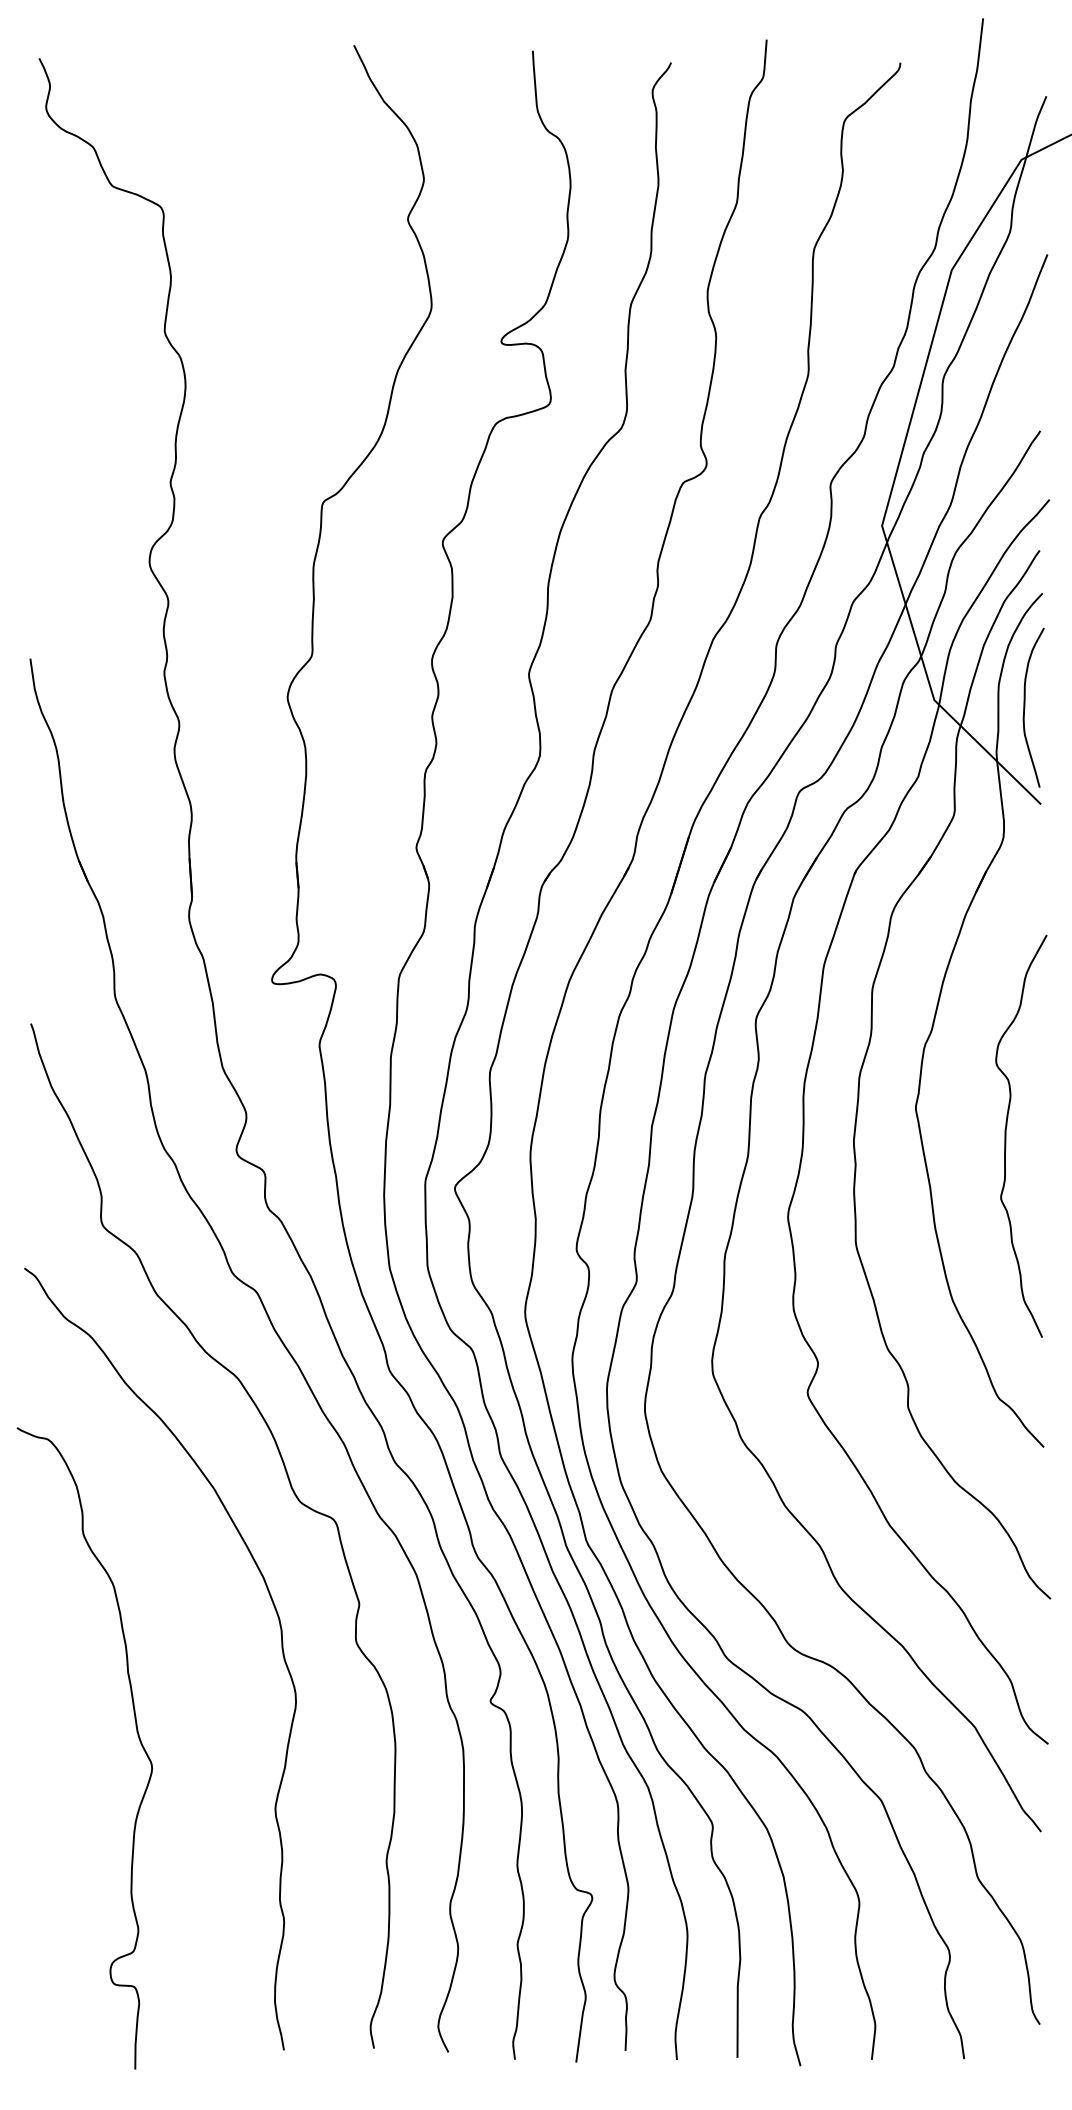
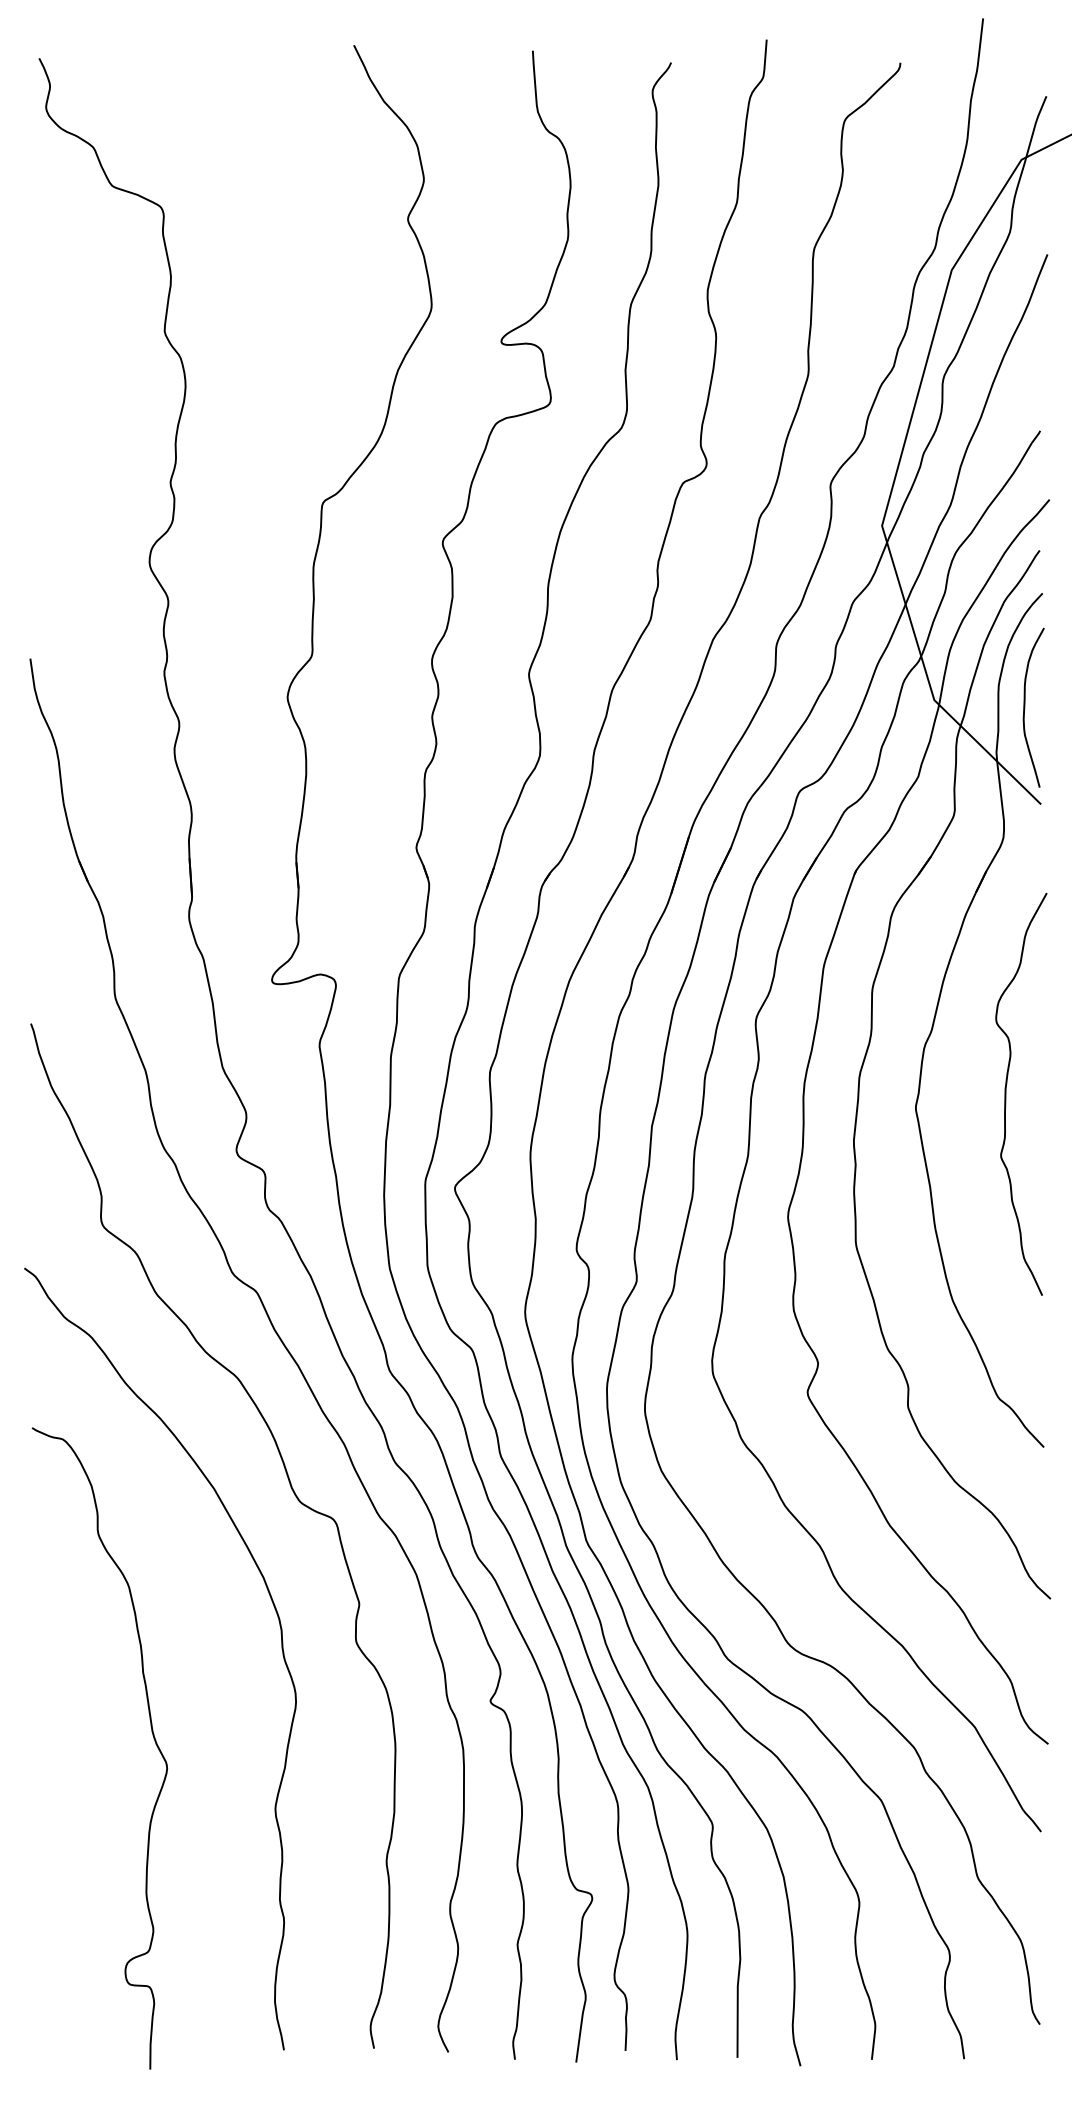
curve position: (1006, 1135) -> (1006, 1093) (1006, 1093)
curve position: (136, 1732) -> (151, 1732) (151, 1732)
